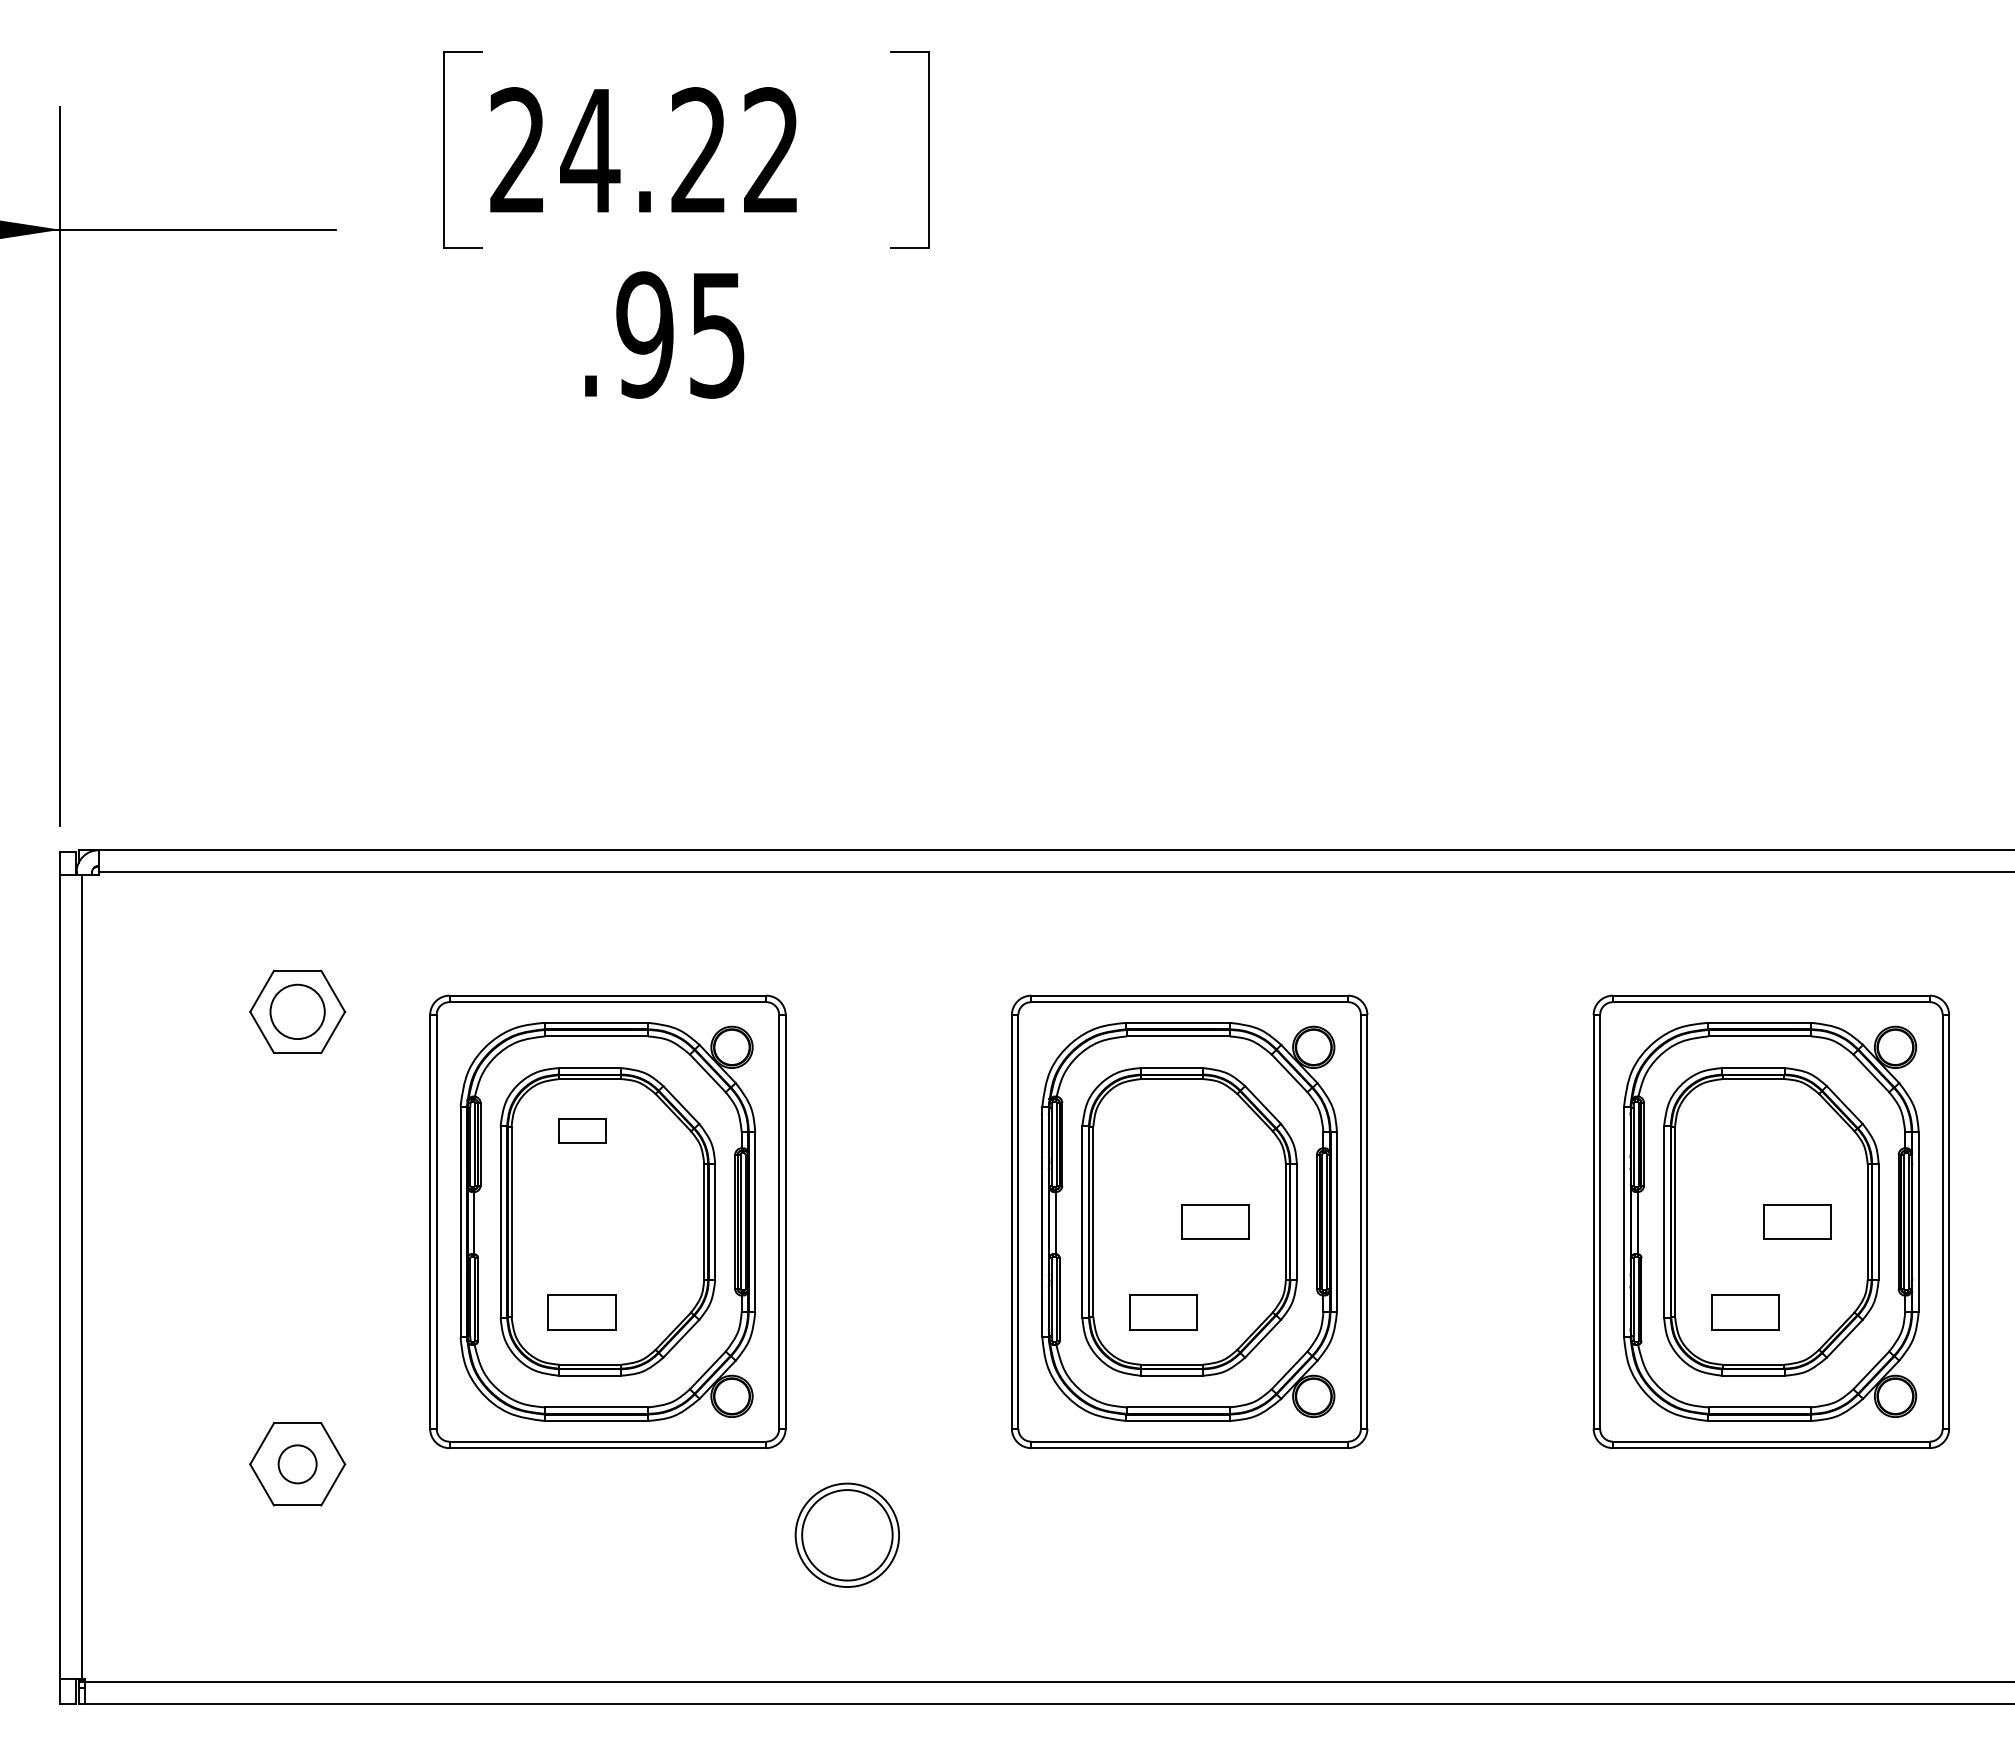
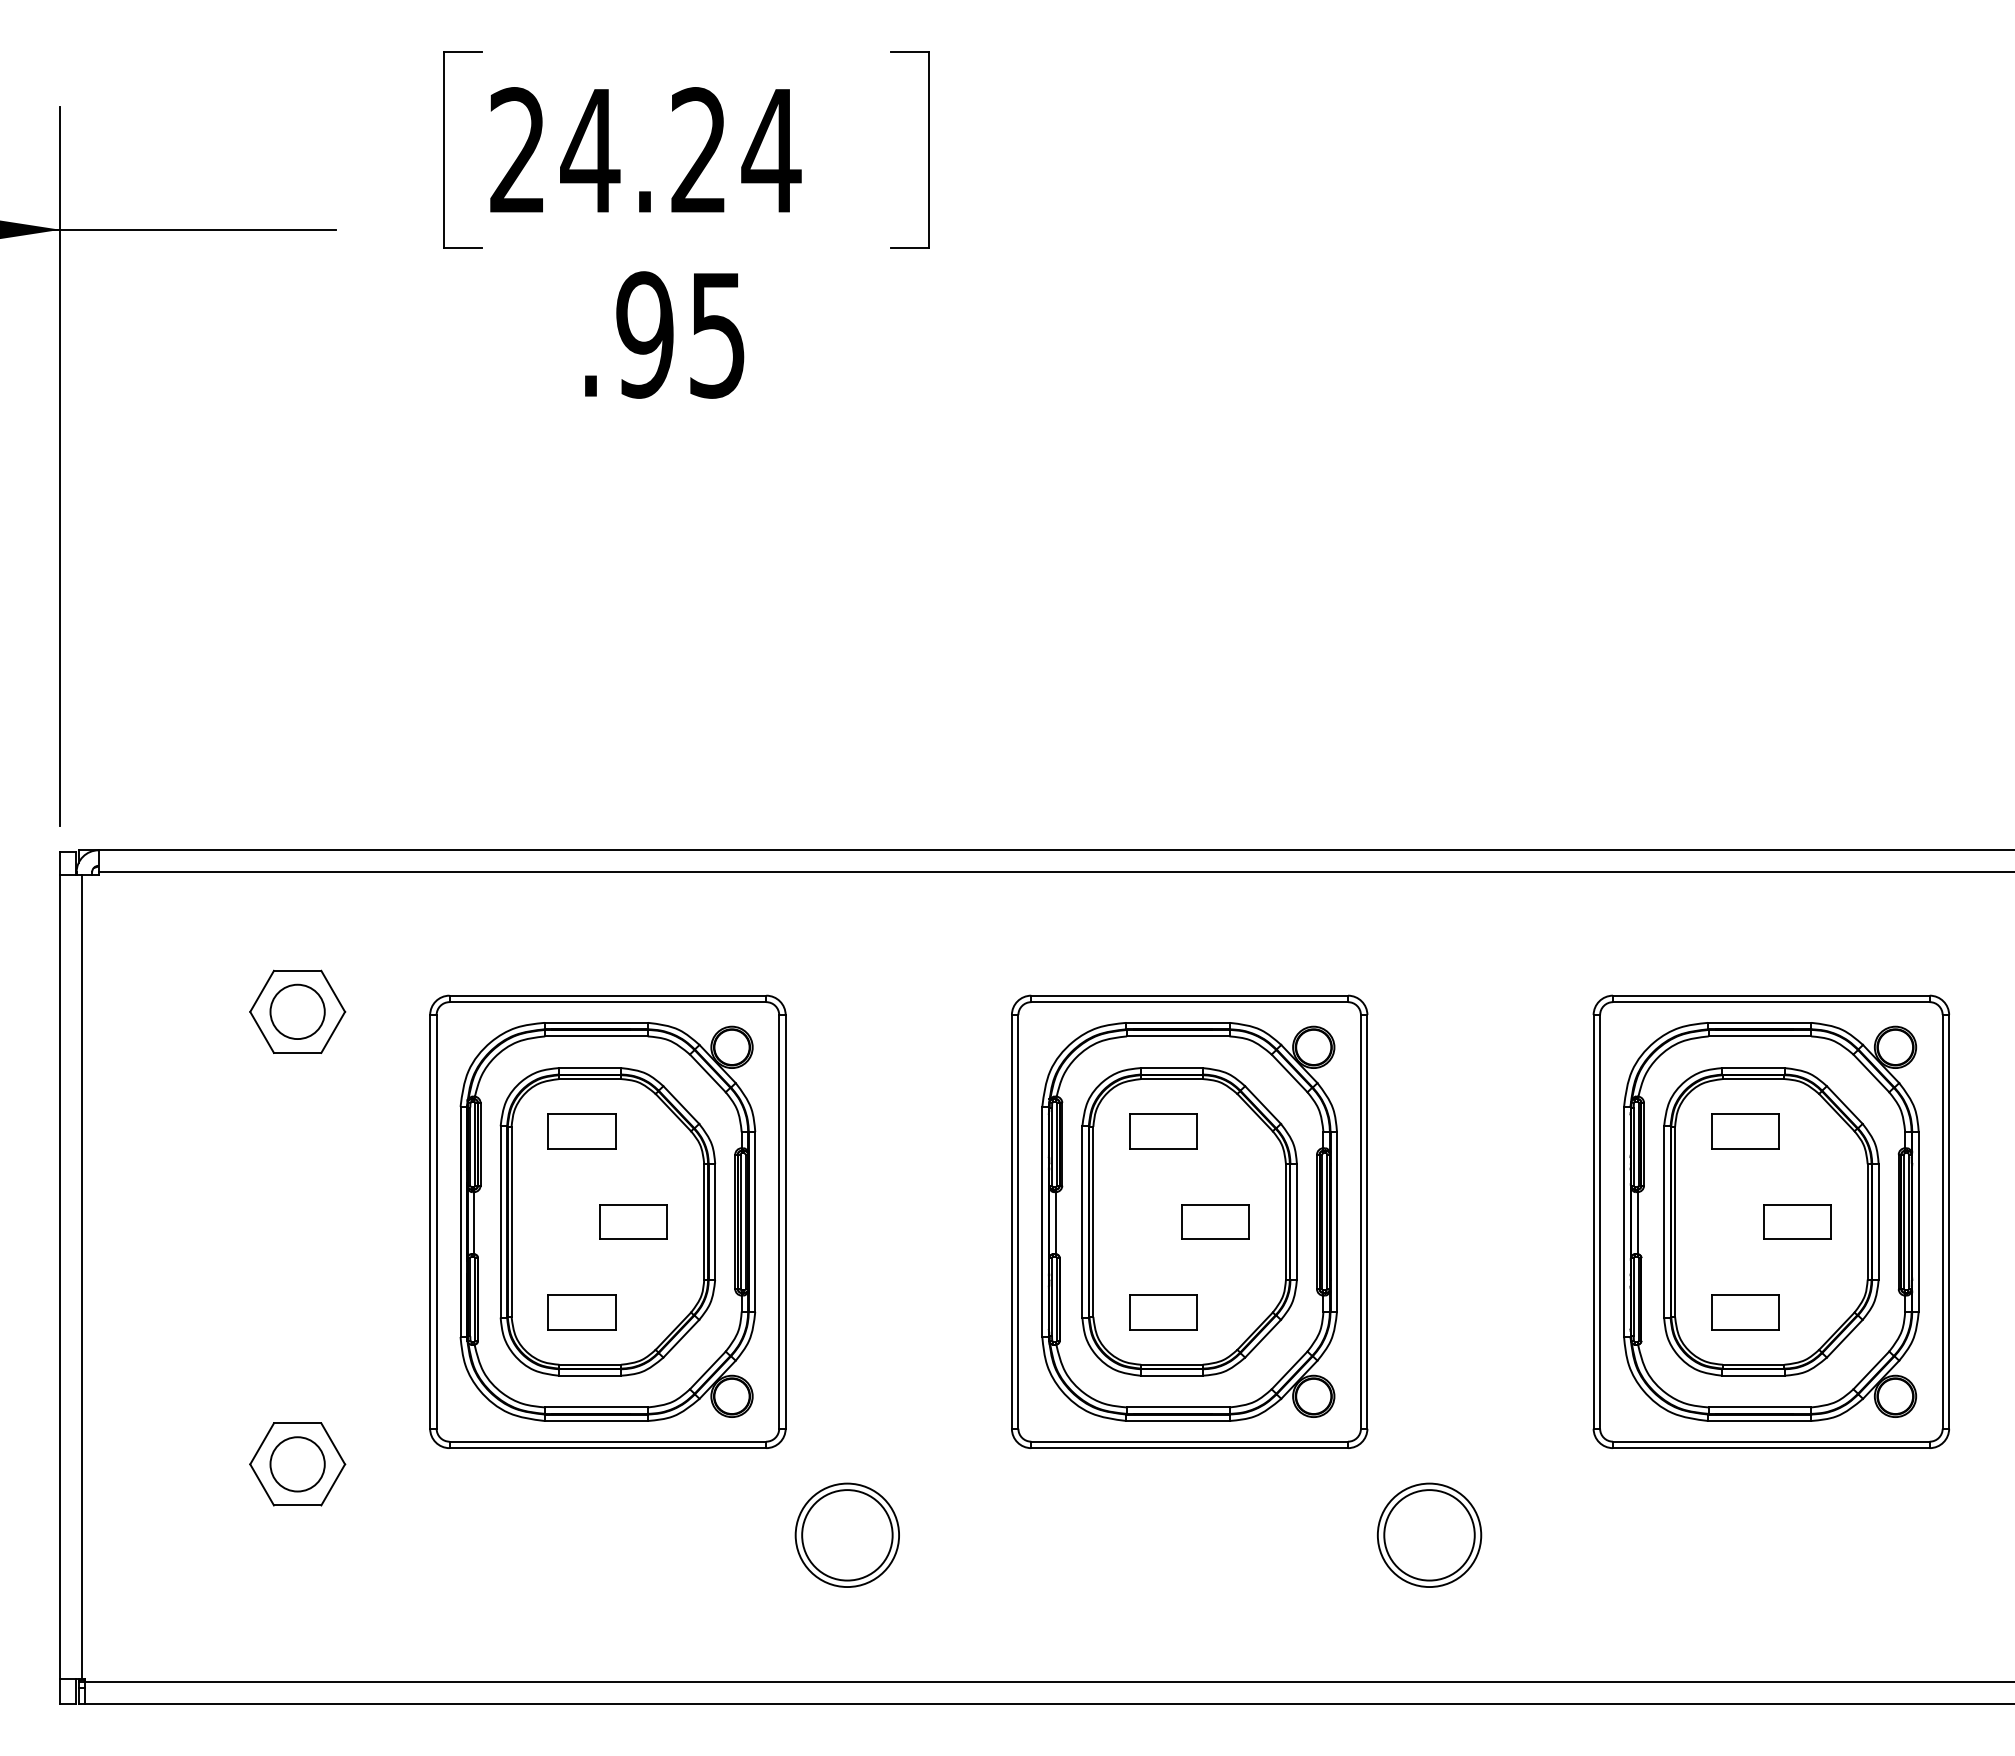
text: 24.22 -> 24.24 (771, 149)
part size: 49x26 px -> 70x37 px (581, 1131)
part: none -> present (1163, 1131)
part: none -> present (1745, 1131)
part: none -> present (633, 1221)
circle diameter: 38 px -> 54 px (297, 1464)
part: none -> present (1429, 1534)
